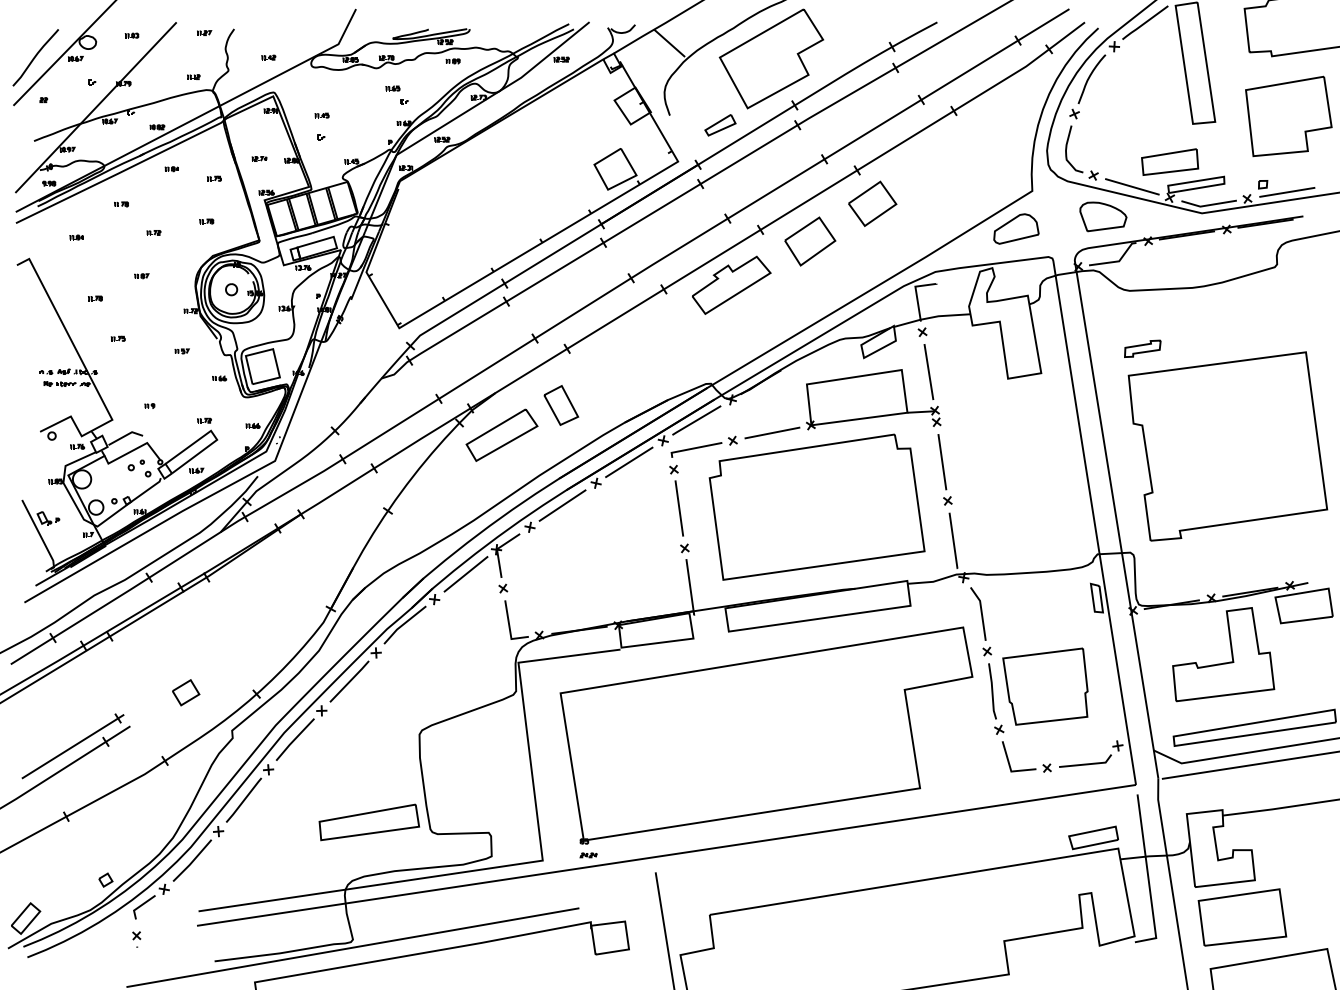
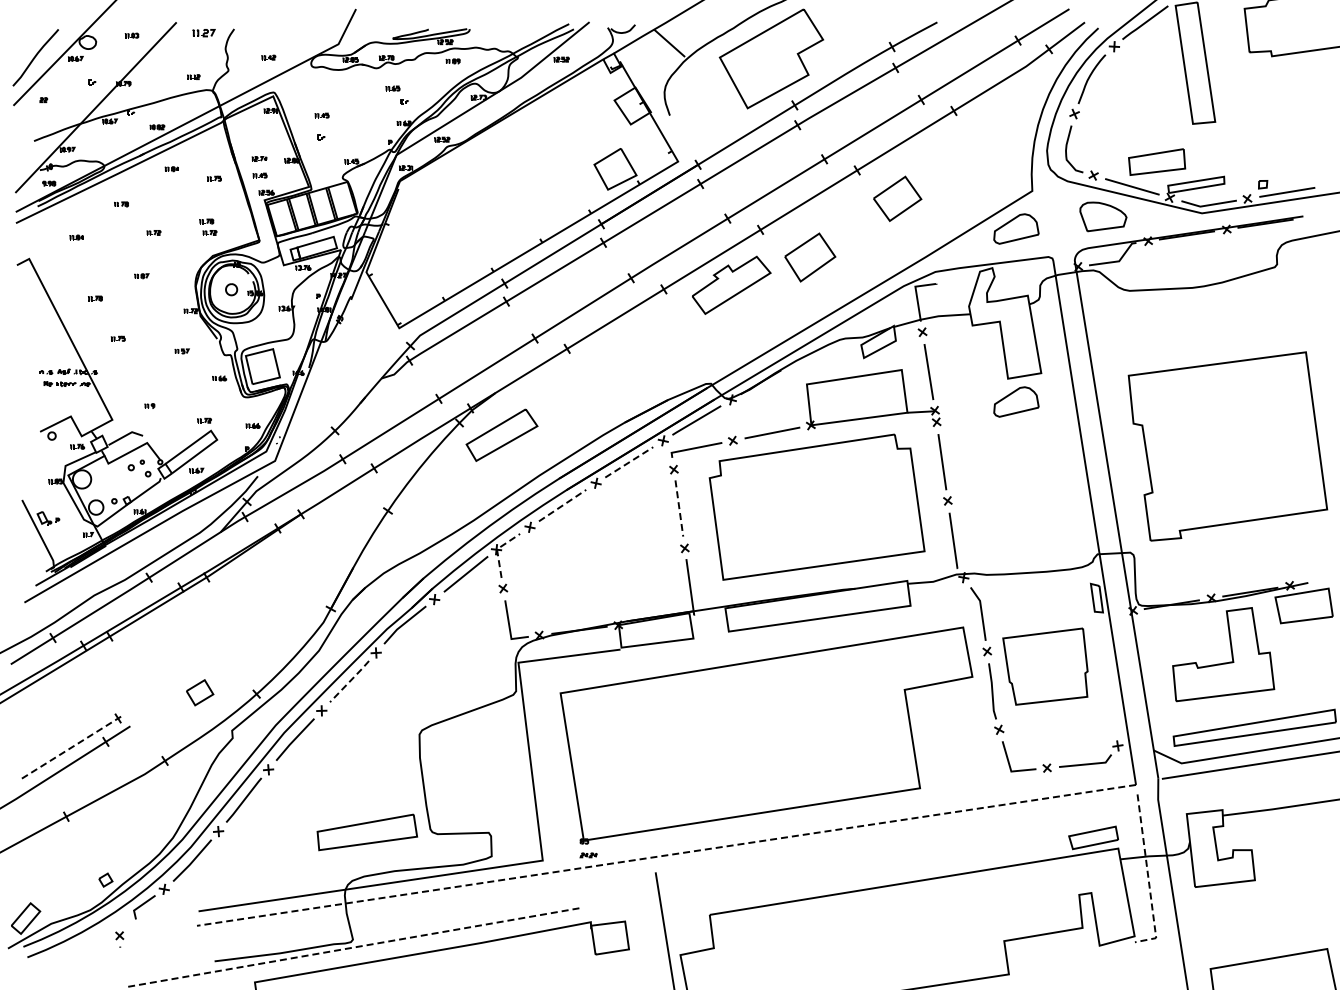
part size: 16x6 px -> 24x9 px (203, 33)
part: present -> none (1288, 116)
part: present -> none (720, 125)
part position: (1170, 161) -> (1157, 161) (1157, 161)
part: none -> present (259, 175)
part position: (872, 203) -> (897, 198) (897, 198)
part: none -> present (209, 232)
part position: (810, 241) -> (810, 257) (810, 257)
part: present -> none (1142, 348)
part: none -> present (1016, 401)
part: present -> none (561, 405)
line: solid -> dashed (629, 462)
line: solid -> dashed (563, 505)
line: solid -> dashed (679, 508)
line: solid -> dashed (497, 549)
line: solid -> dashed (349, 681)
part position: (1045, 686) -> (1045, 666) (1045, 666)
part position: (186, 692) -> (200, 692) (200, 692)
line: solid -> dashed (74, 745)
part position: (369, 822) -> (367, 832) (367, 832)
line: solid -> dashed (665, 855)
line: solid -> dashed (1148, 877)
part: present -> none (1242, 917)
part position: (136, 939) -> (119, 939) (119, 939)
line: solid -> dashed (352, 947)
